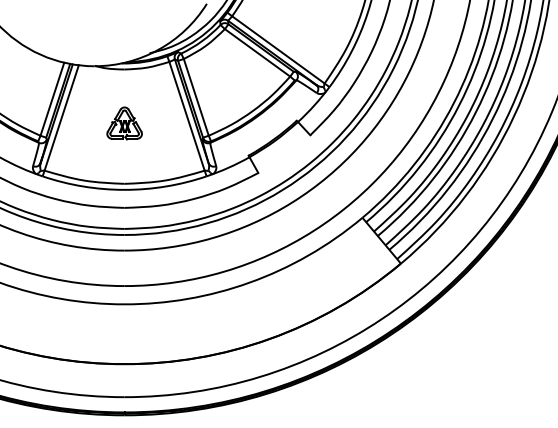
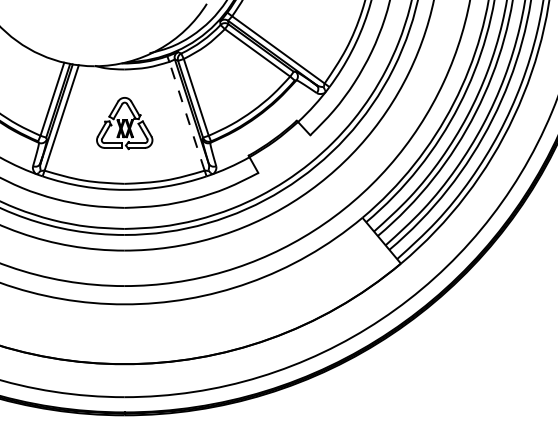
line: solid -> dashed (186, 115)
part size: 37x35 px -> 58x54 px (124, 123)
